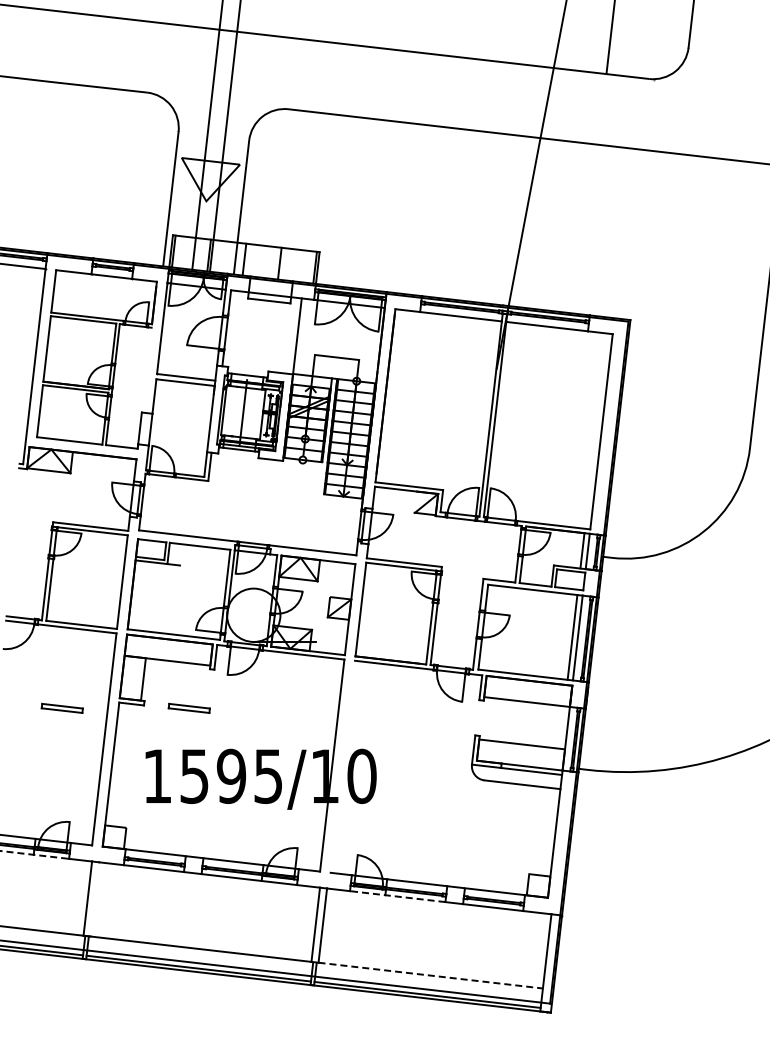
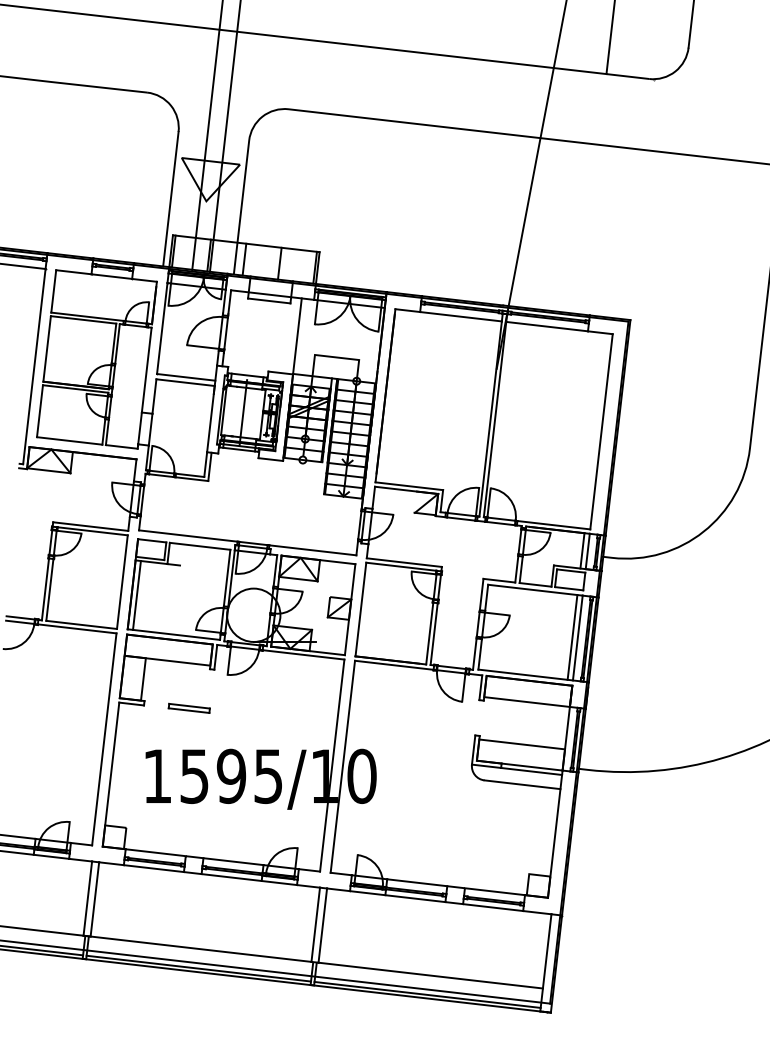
line: none -> present (146, 369)
line: none -> present (136, 595)
part: present -> none (61, 707)
line: none -> present (342, 766)
line: dashed -> solid (34, 854)
line: dashed -> solid (397, 896)
line: none -> present (94, 899)
line: dashed -> solid (430, 975)
